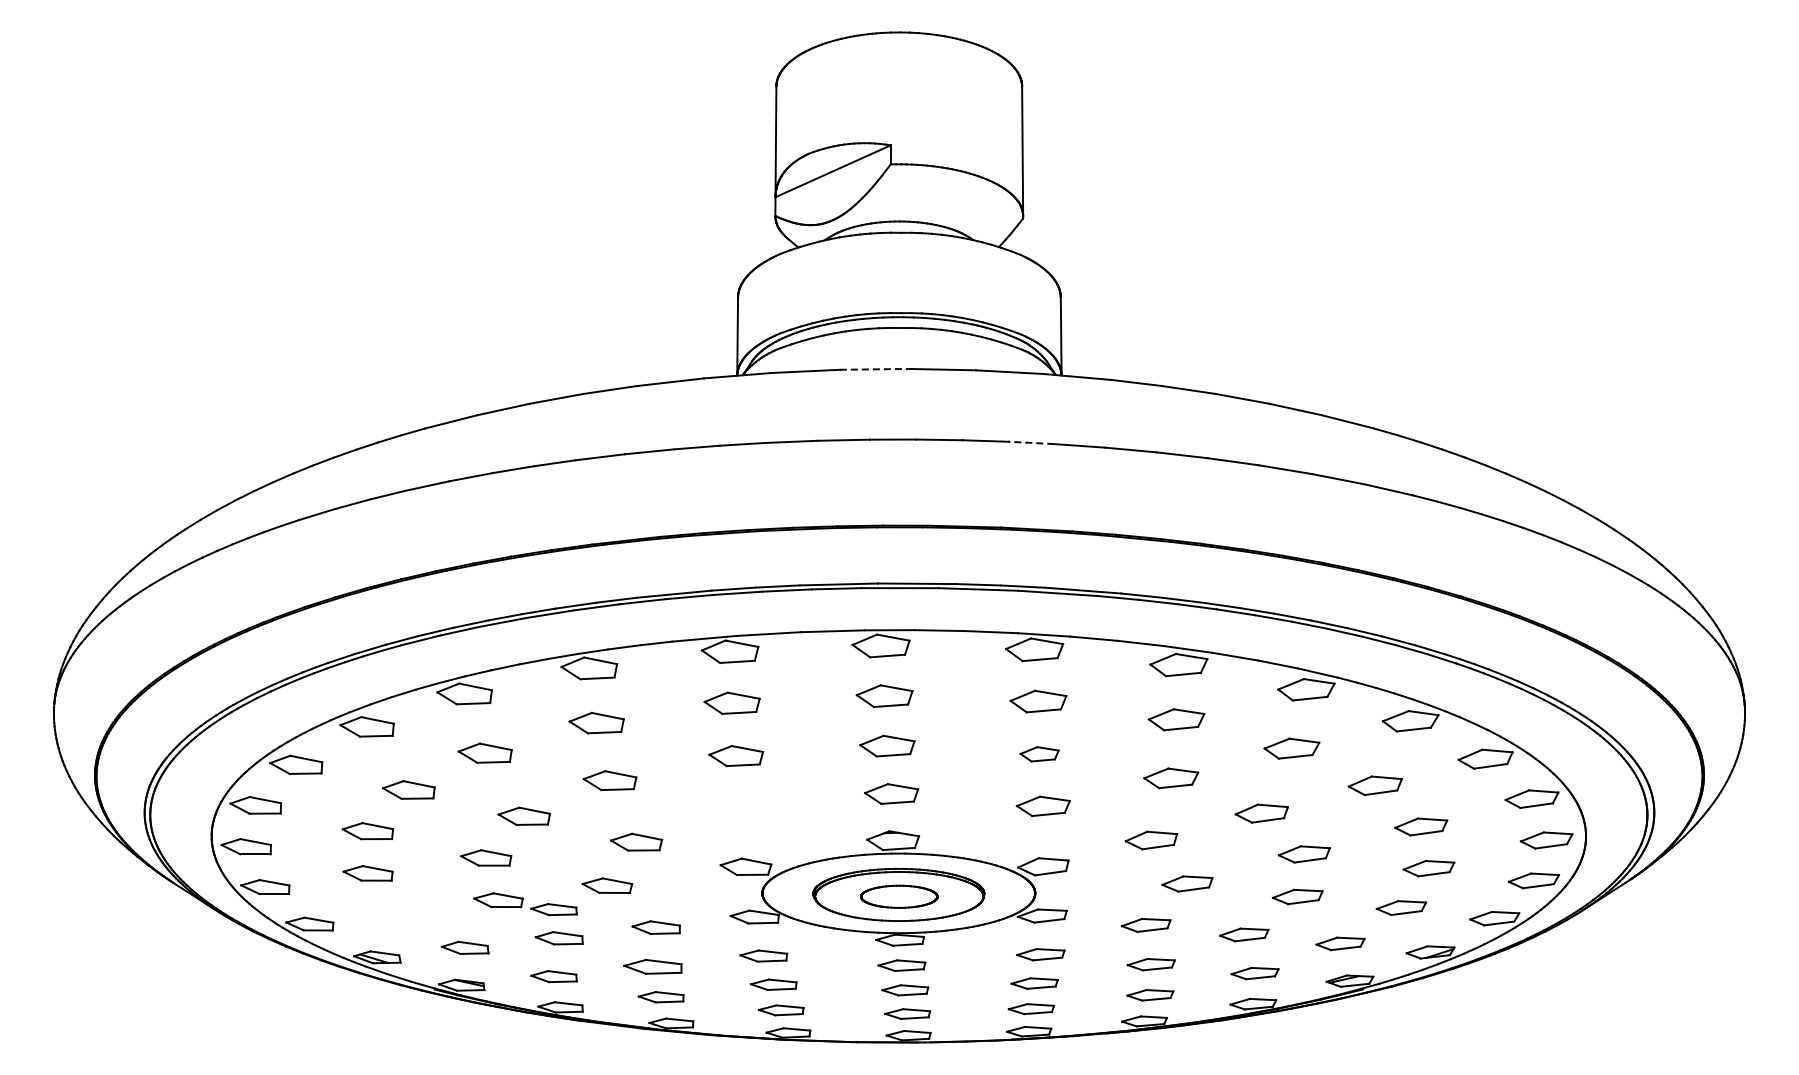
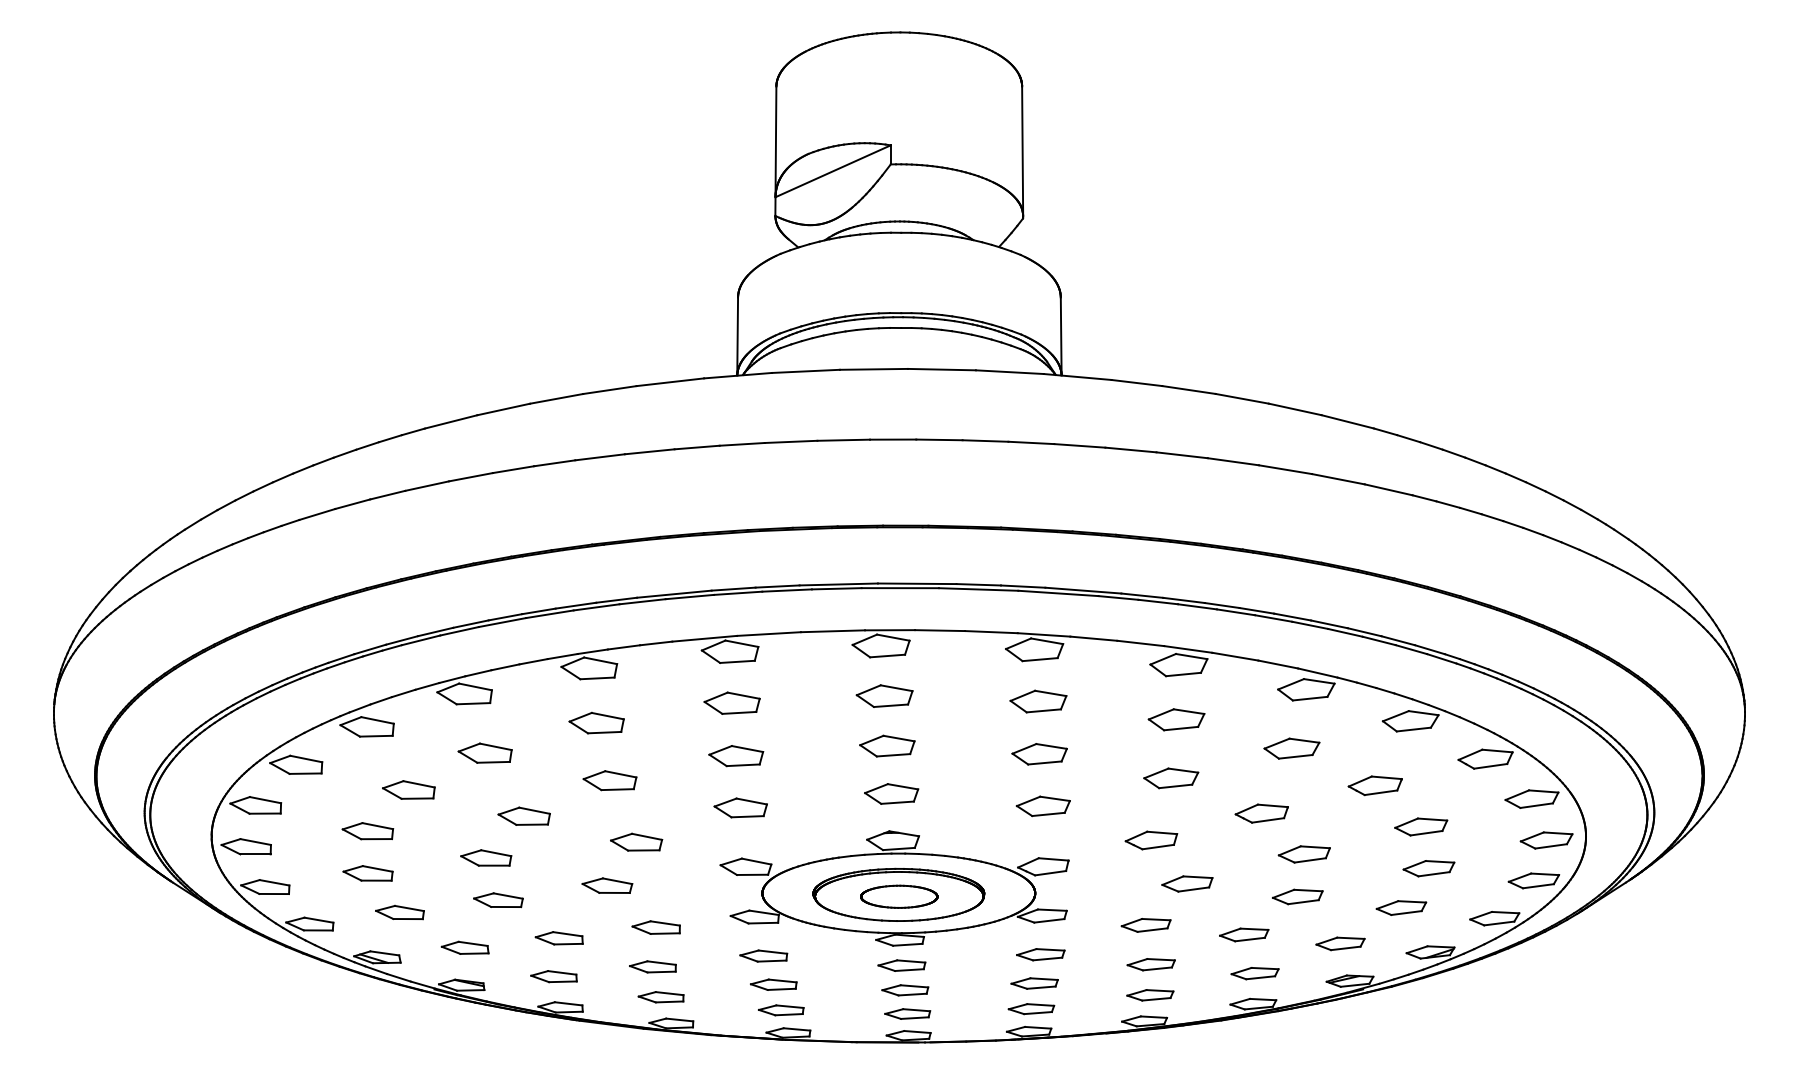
line: dashed -> solid (874, 369)
line: dashed -> solid (1031, 442)
part size: 41x17 px -> 57x23 px (1039, 754)
part: none -> present (740, 807)
part: present -> none (553, 909)
part: none -> present (399, 912)
part size: 60x17 px -> 48x14 px (652, 966)
